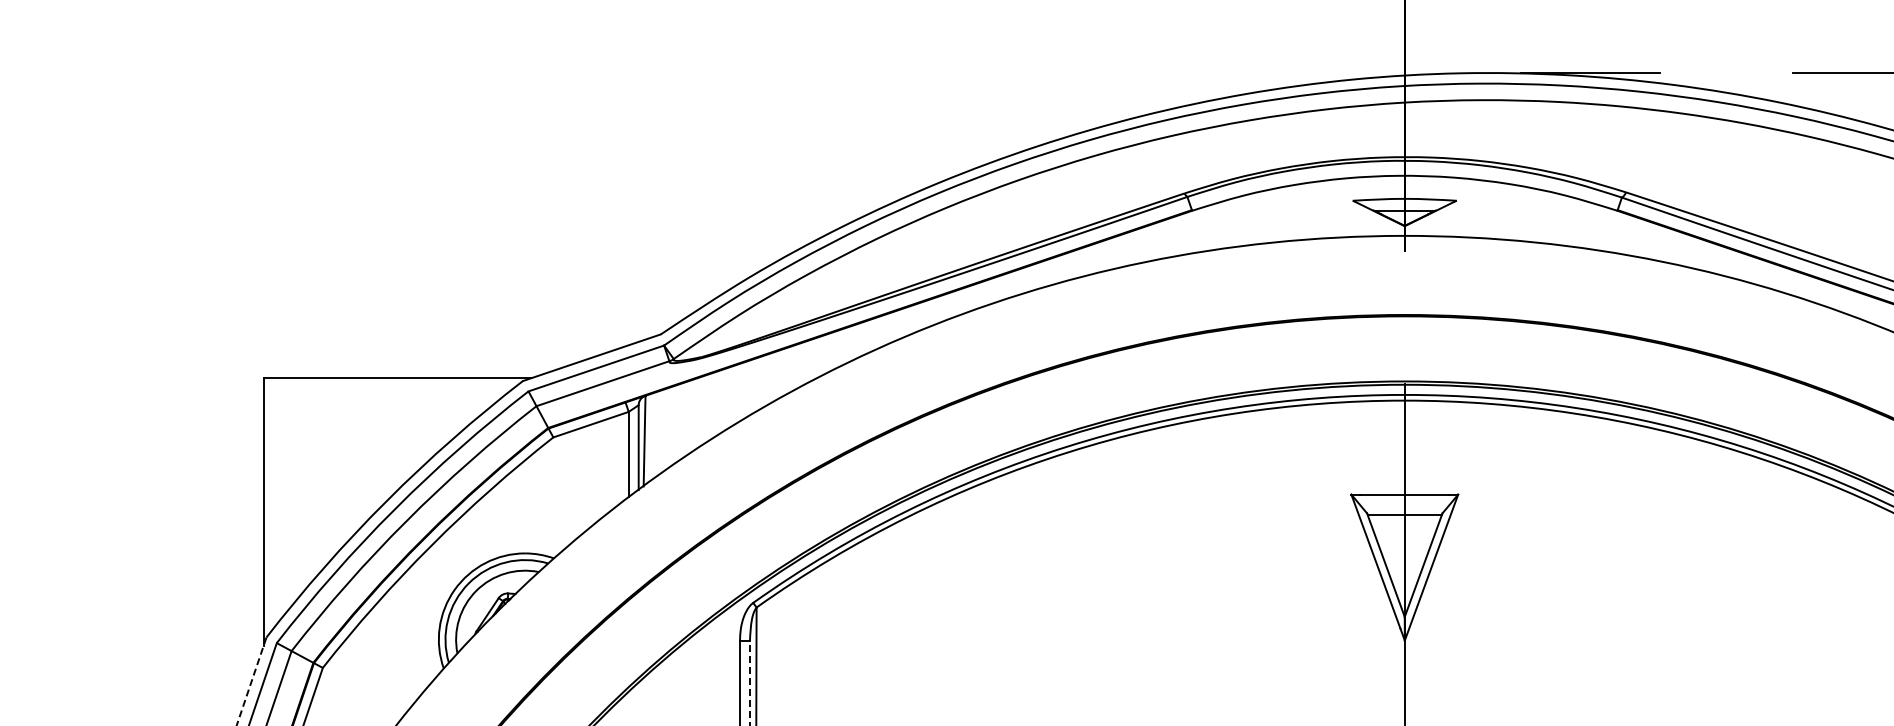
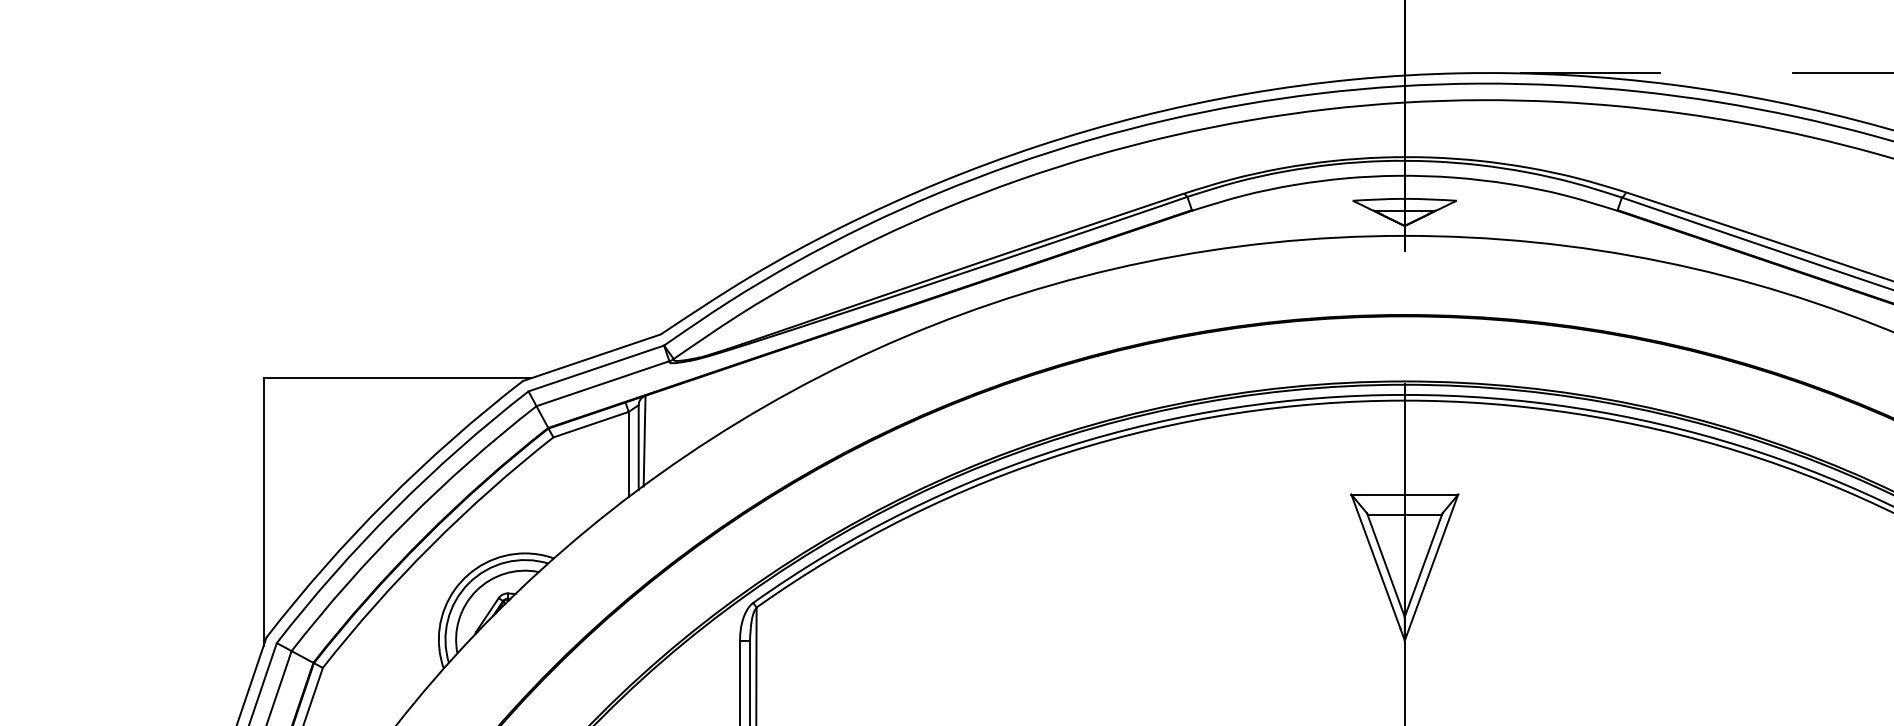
line: dashed -> solid (251, 682)
line: dashed -> solid (749, 682)
